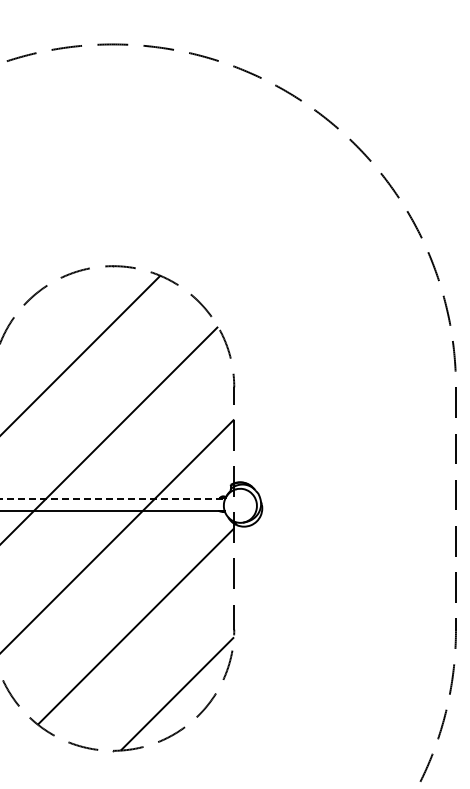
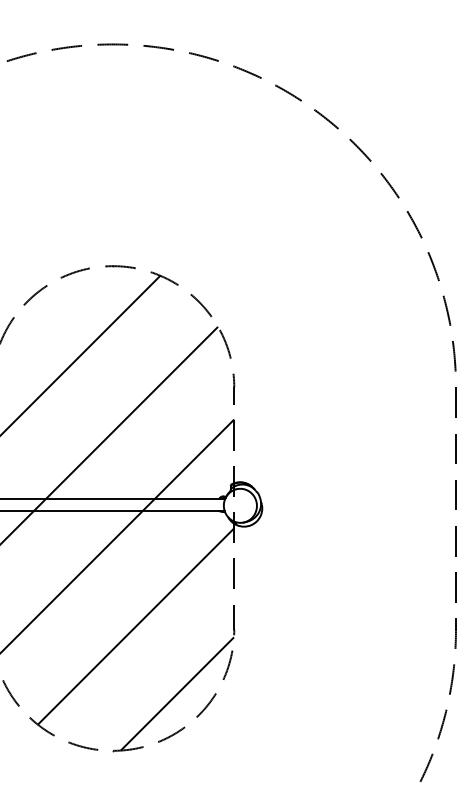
line: dashed -> solid (113, 499)
